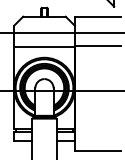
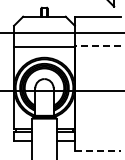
line: solid -> dashed (97, 45)
line: solid -> dashed (97, 150)
